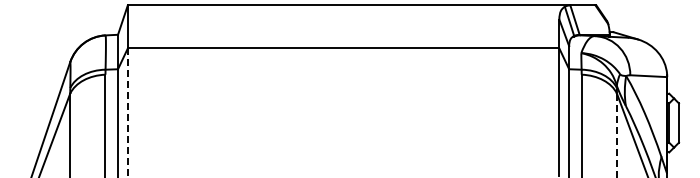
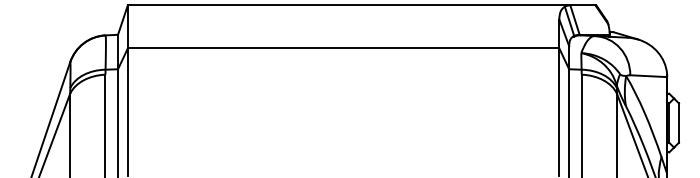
line: dashed -> solid (127, 112)
line: dashed -> solid (616, 135)
